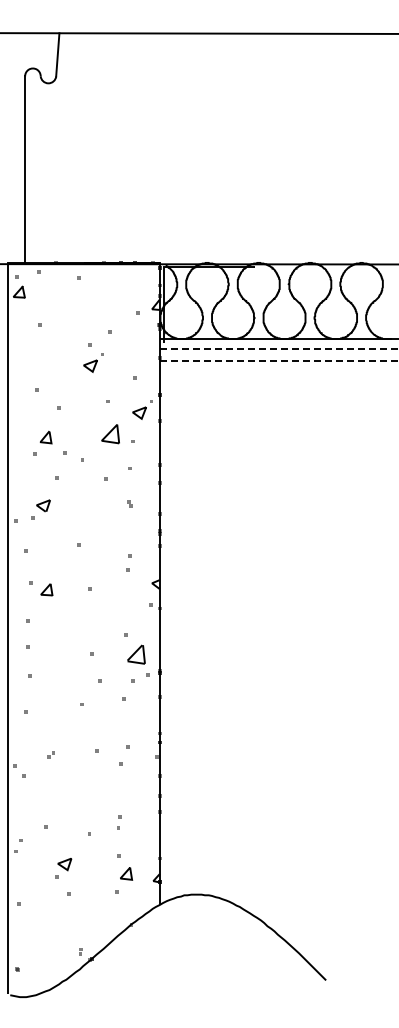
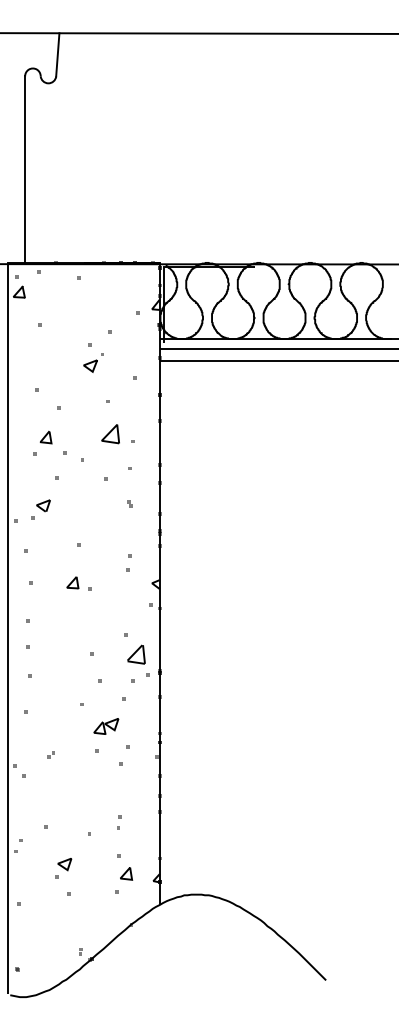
line: dashed -> solid (279, 349)
line: dashed -> solid (279, 360)
part: present -> none (142, 409)
part position: (46, 589) -> (72, 582) (72, 582)
part: none -> present (106, 726)
